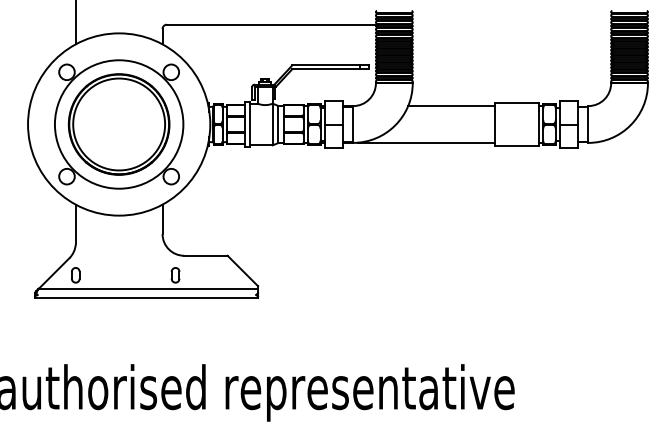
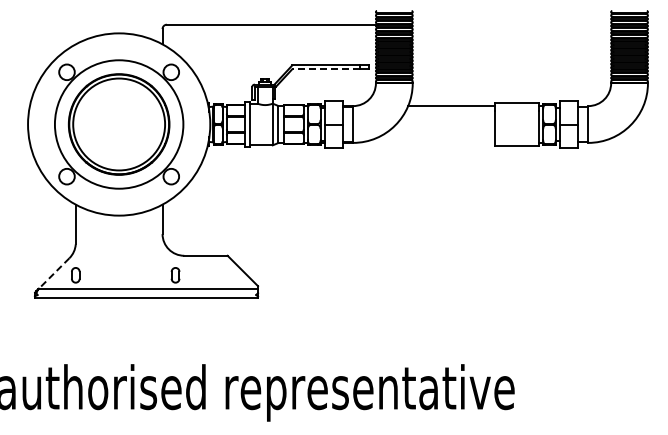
line: present -> none (75, 23)
line: solid -> dashed (326, 69)
line: present -> none (425, 142)
line: solid -> dashed (54, 273)
